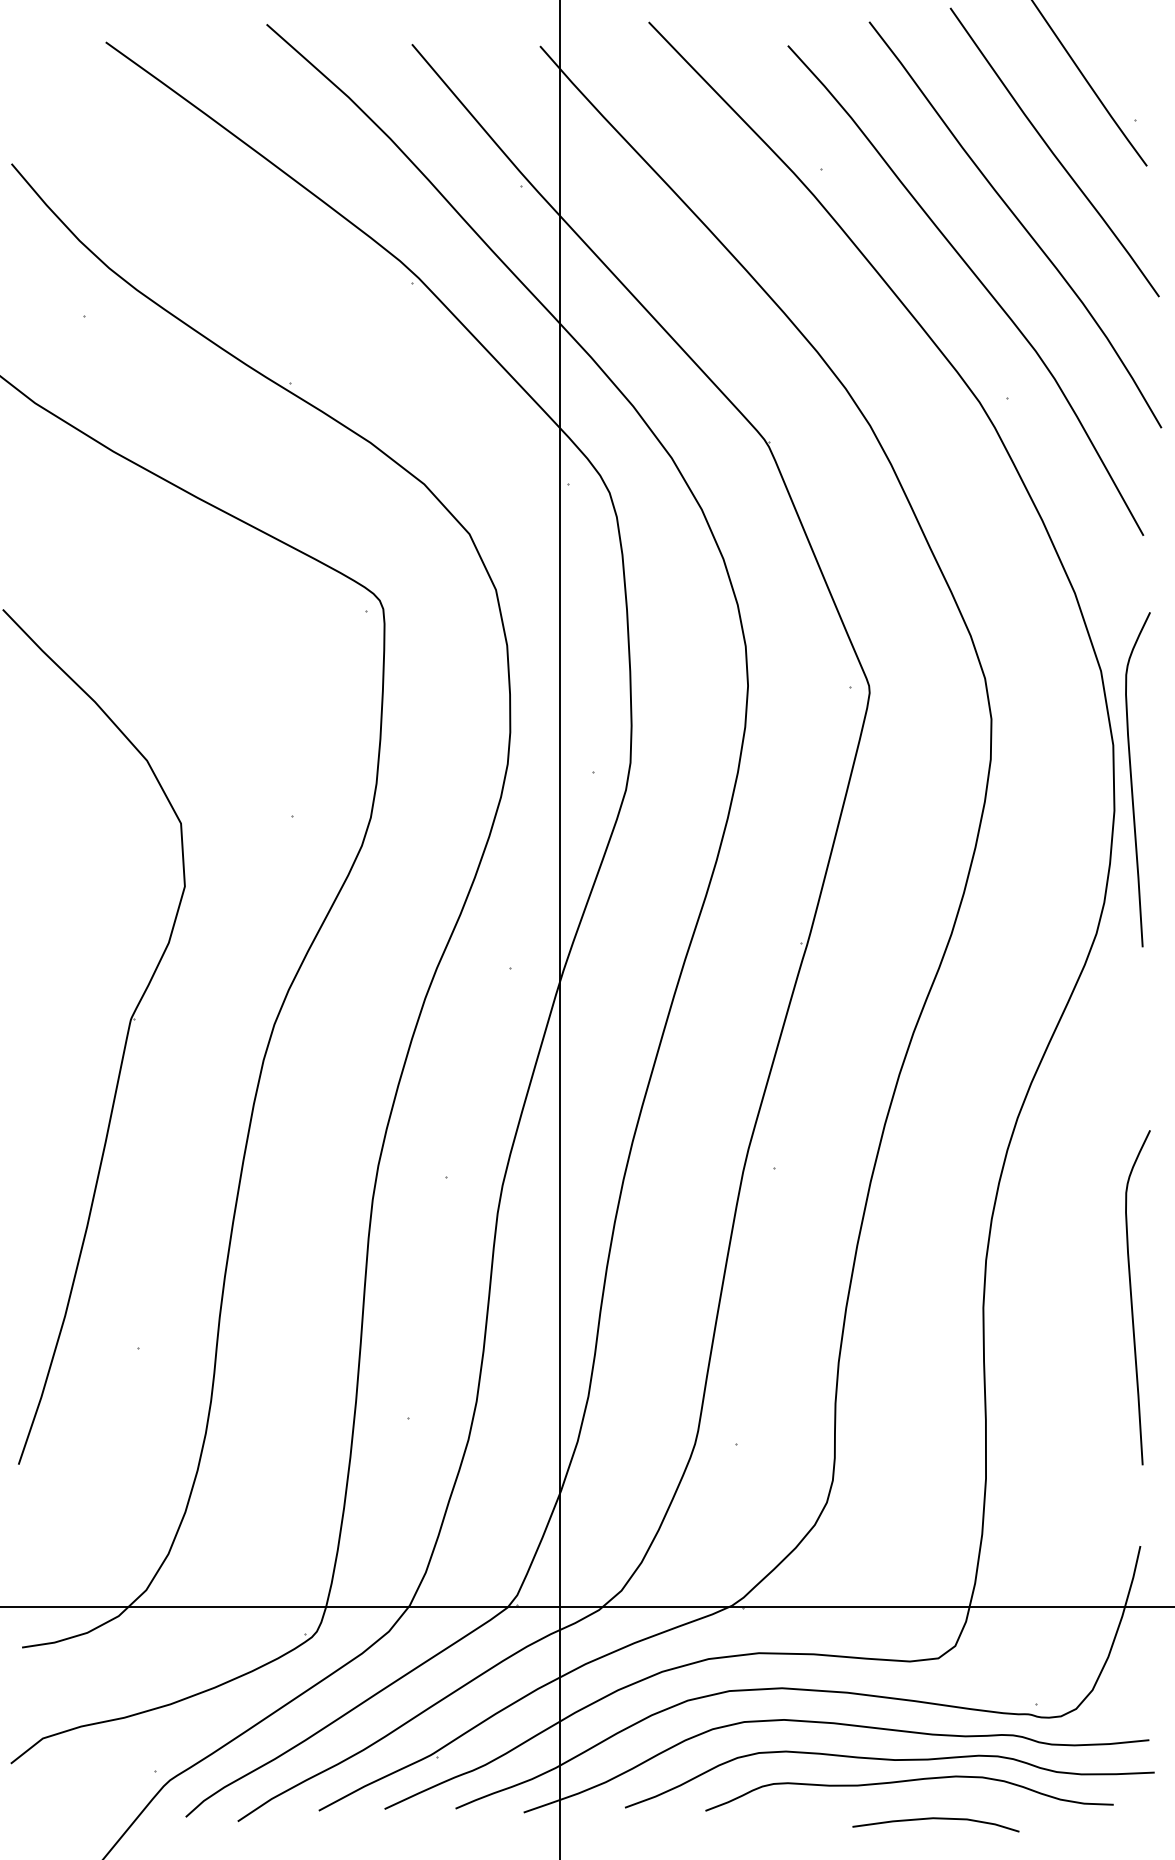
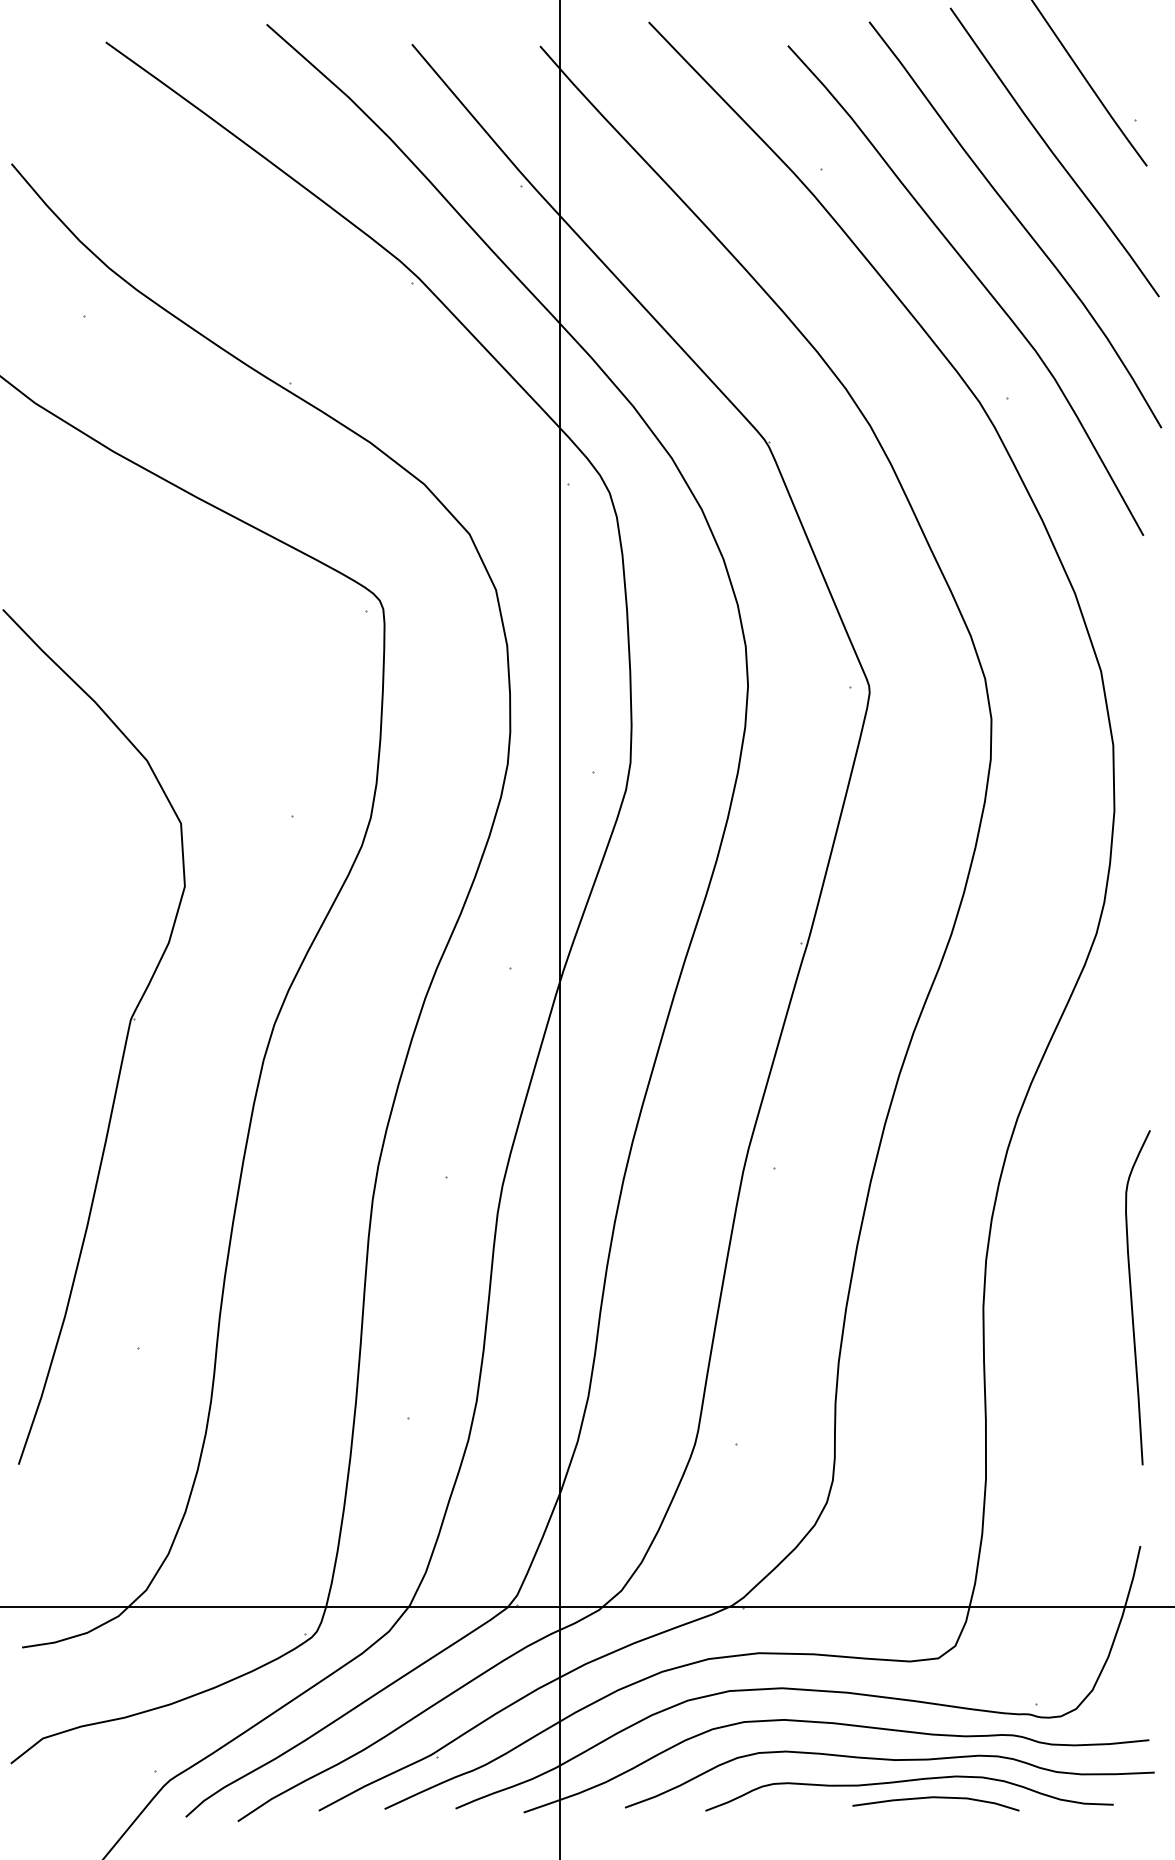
curve: present -> none (1132, 779)
curve position: (935, 1819) -> (935, 1798) (935, 1798)
